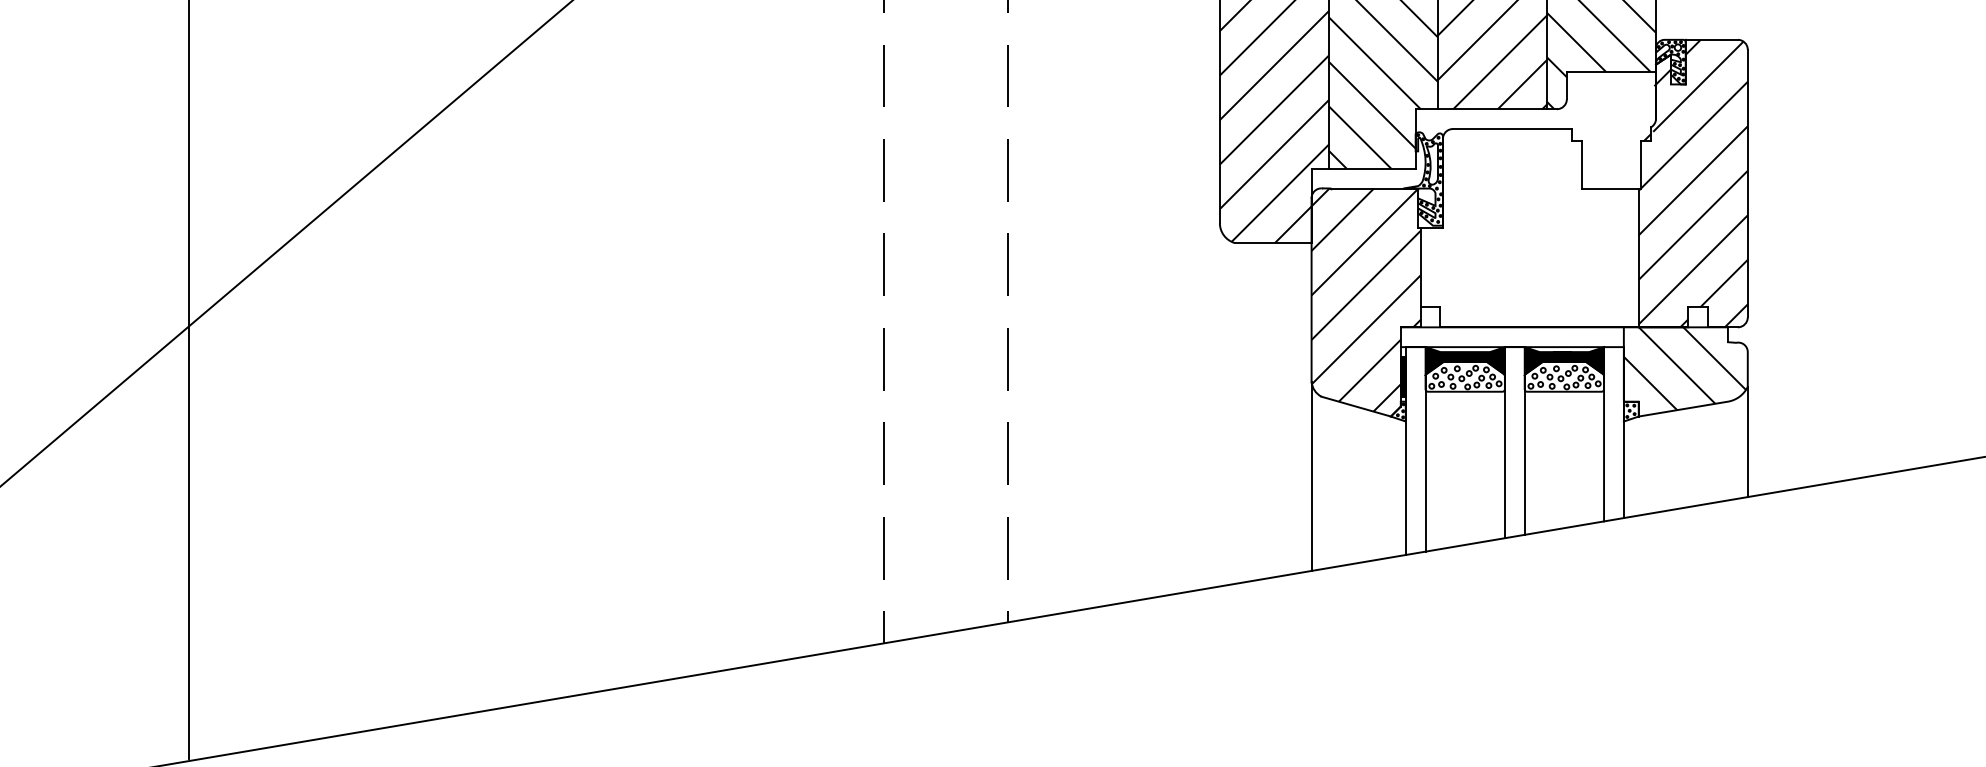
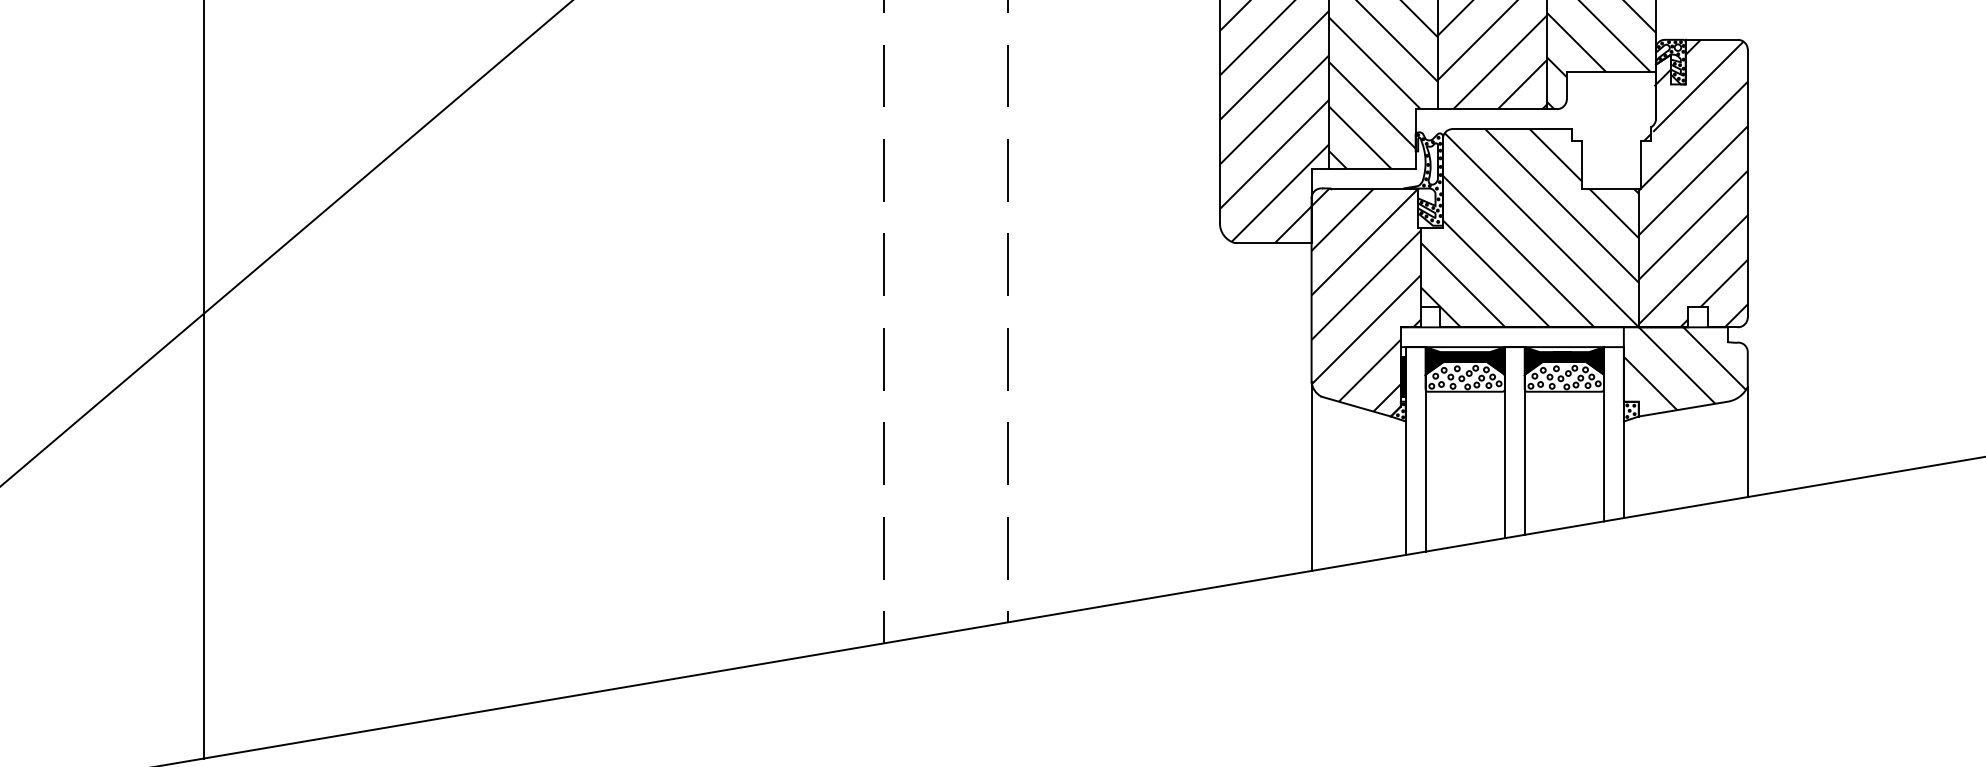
hatch: none -> present (1529, 228)
line position: (188, 380) -> (203, 380) (203, 380)
